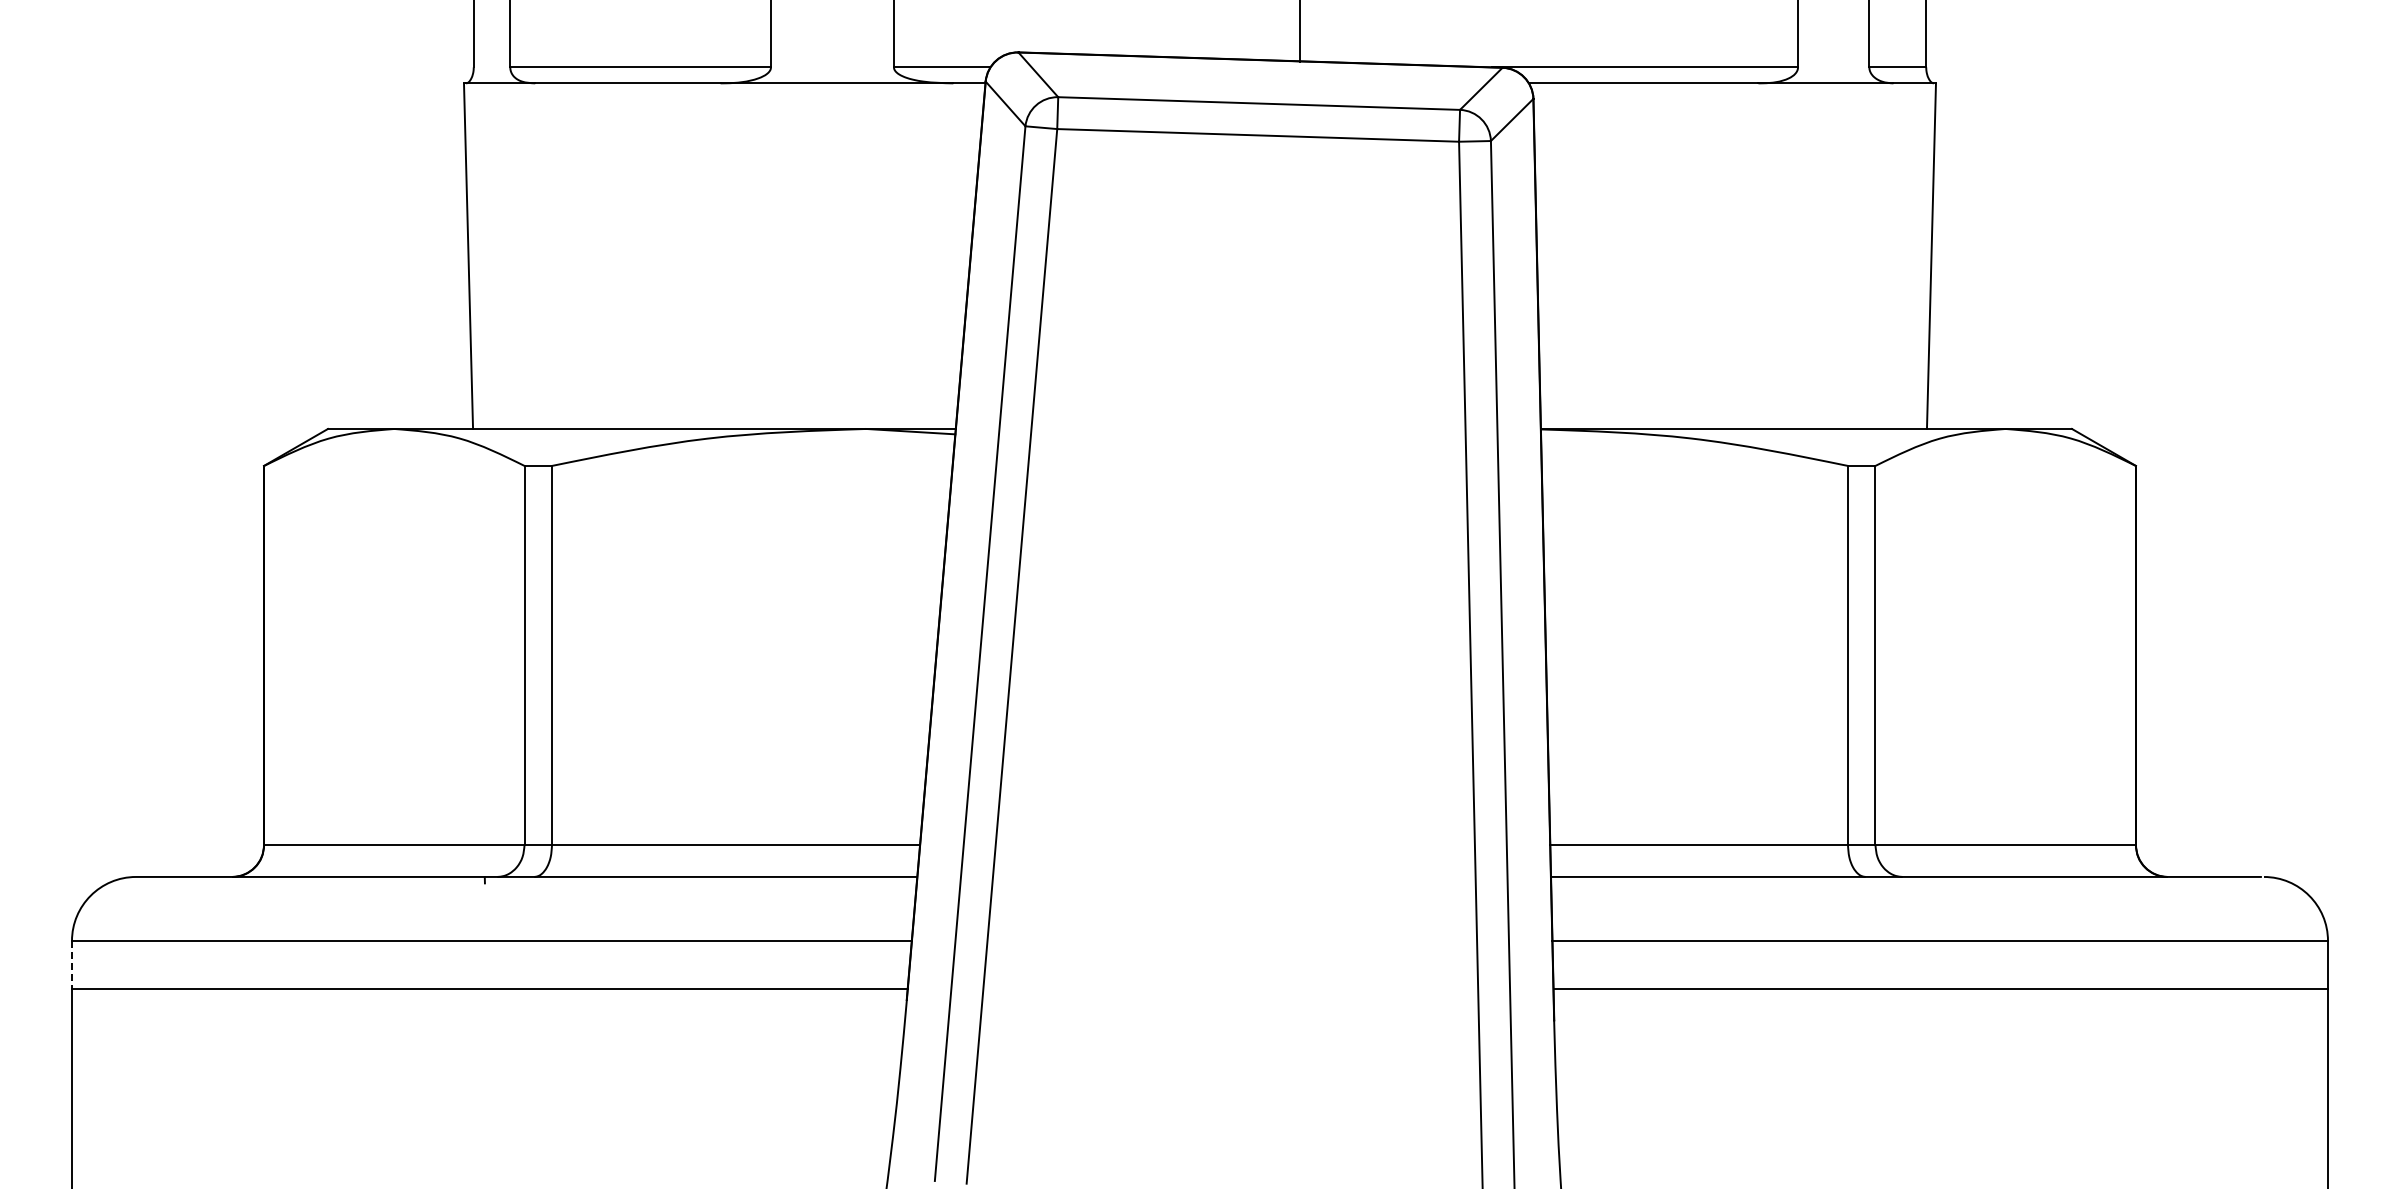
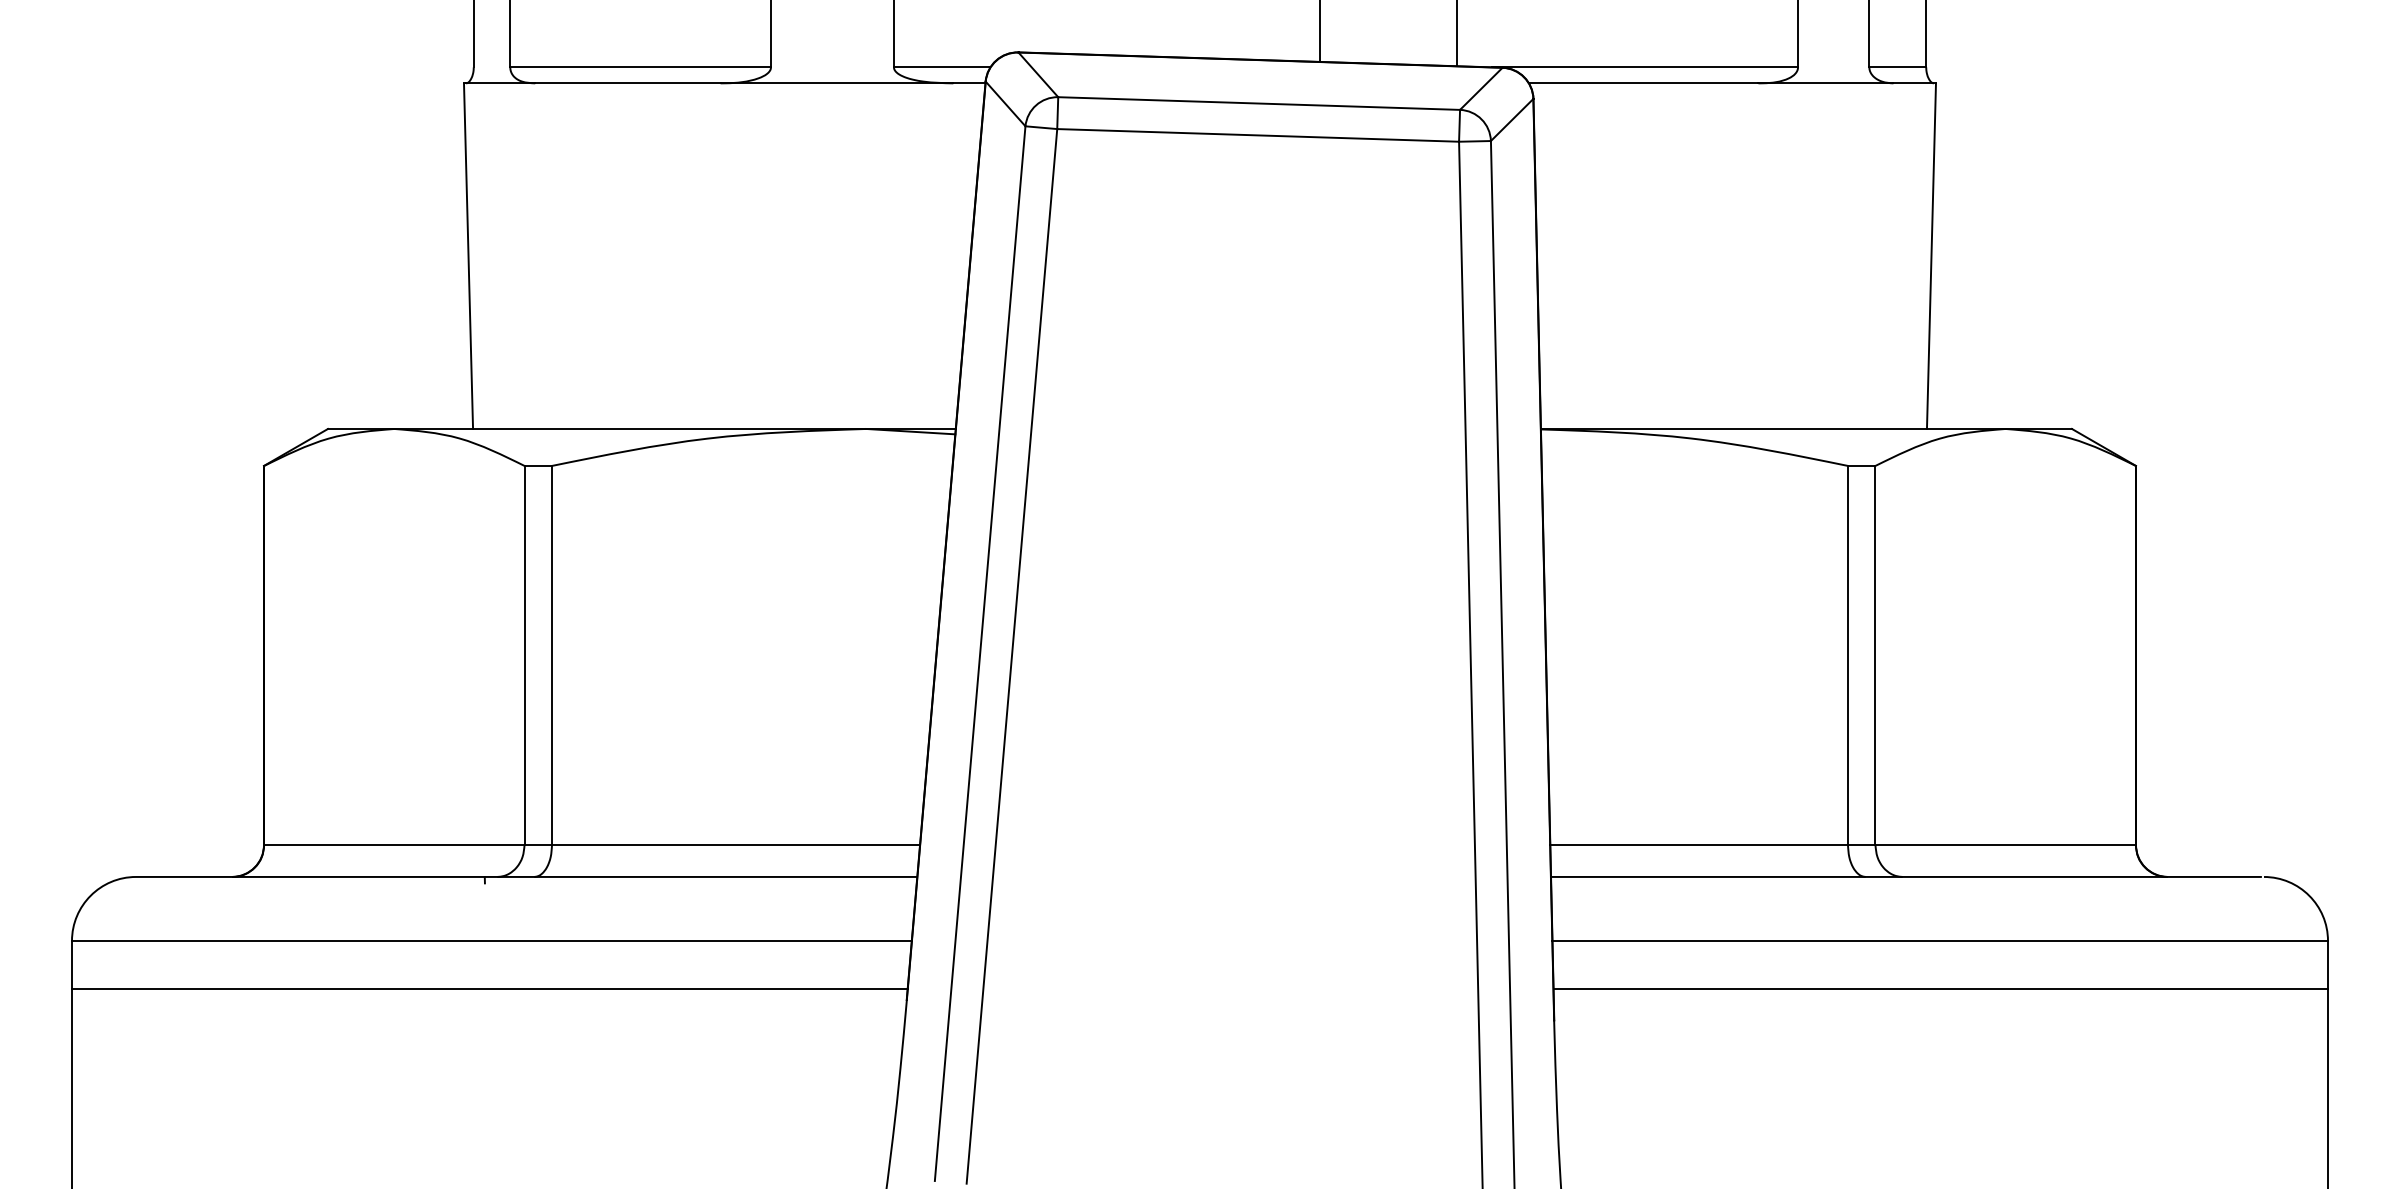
line position: (1299, 31) -> (1319, 31) (1319, 31)
line: none -> present (1456, 34)
line: dashed -> solid (72, 964)
